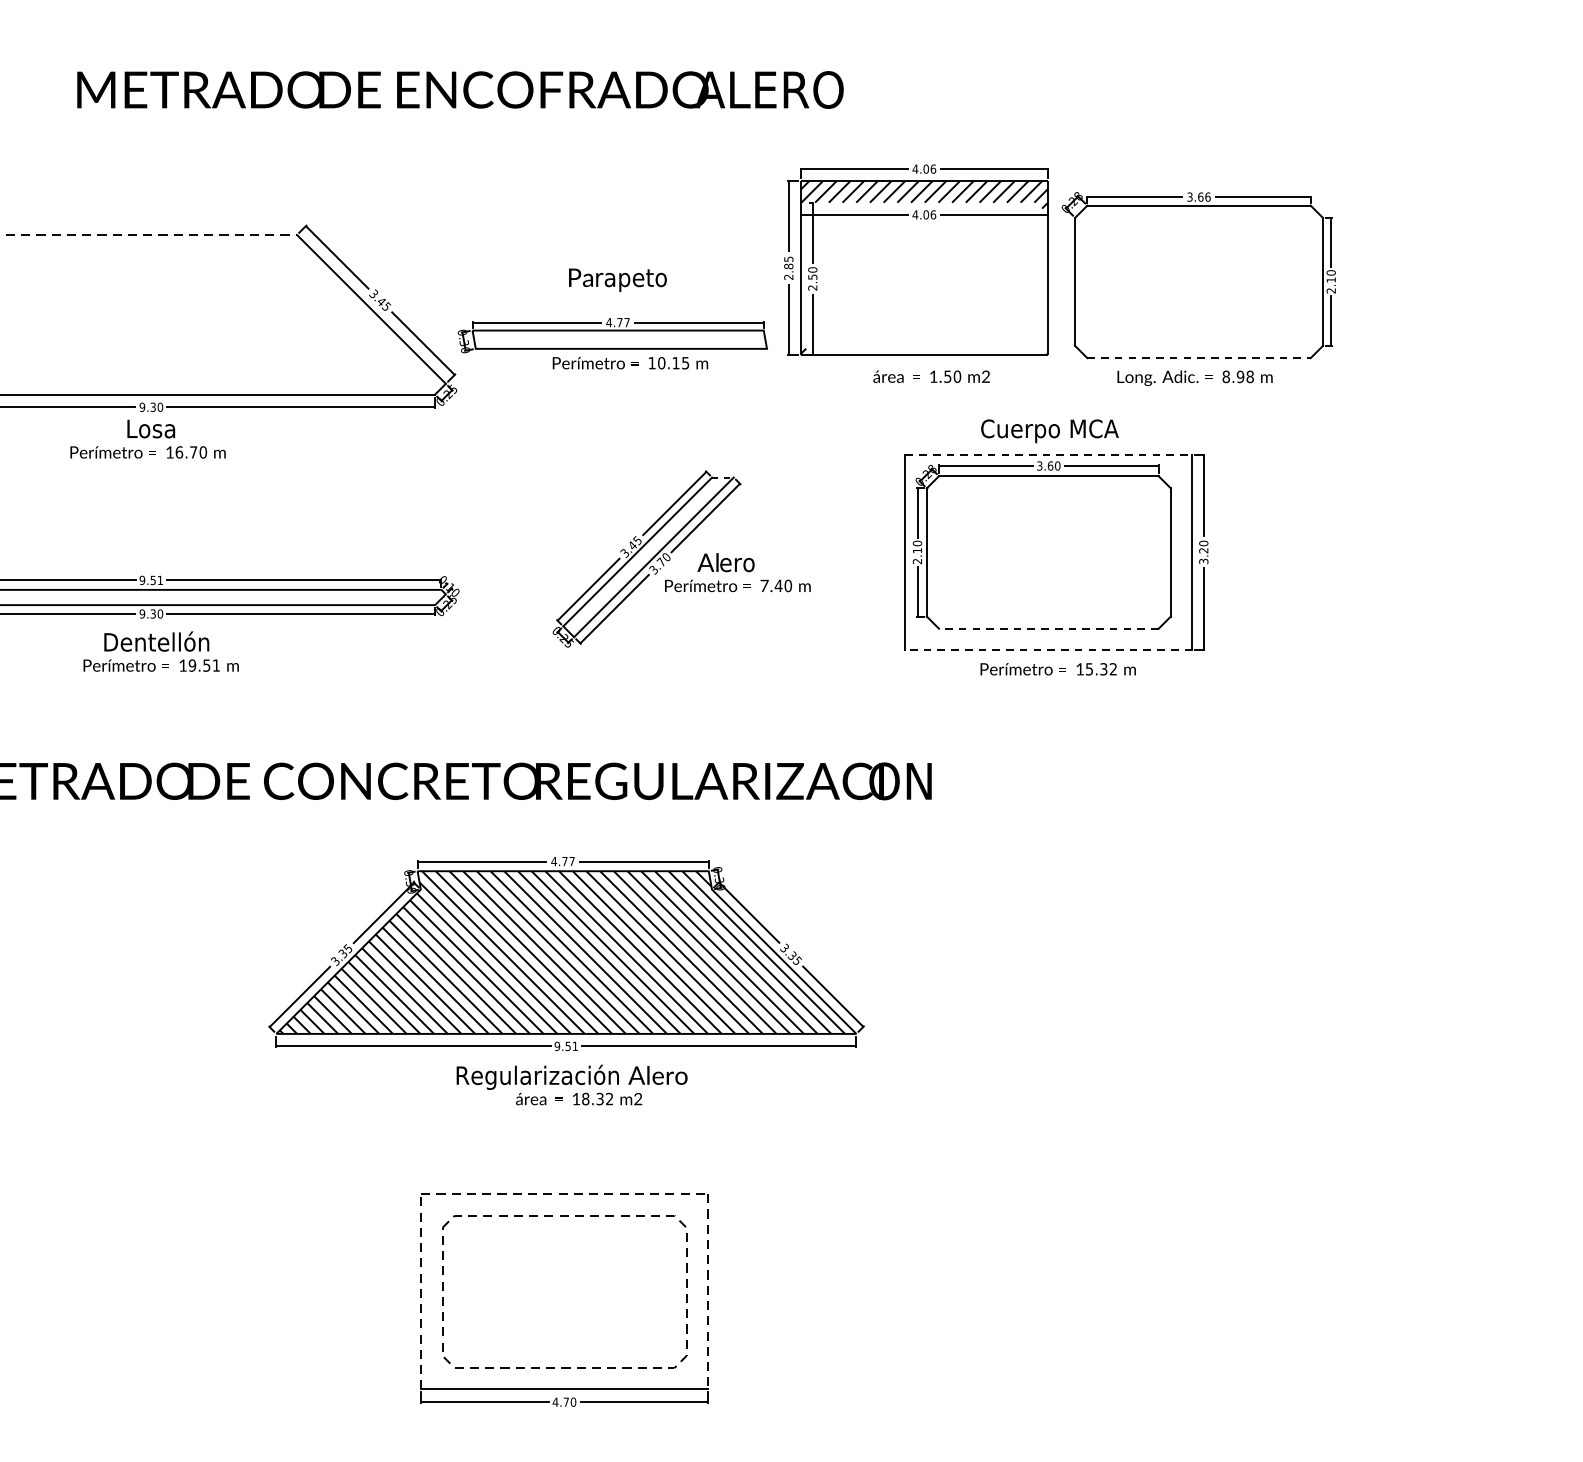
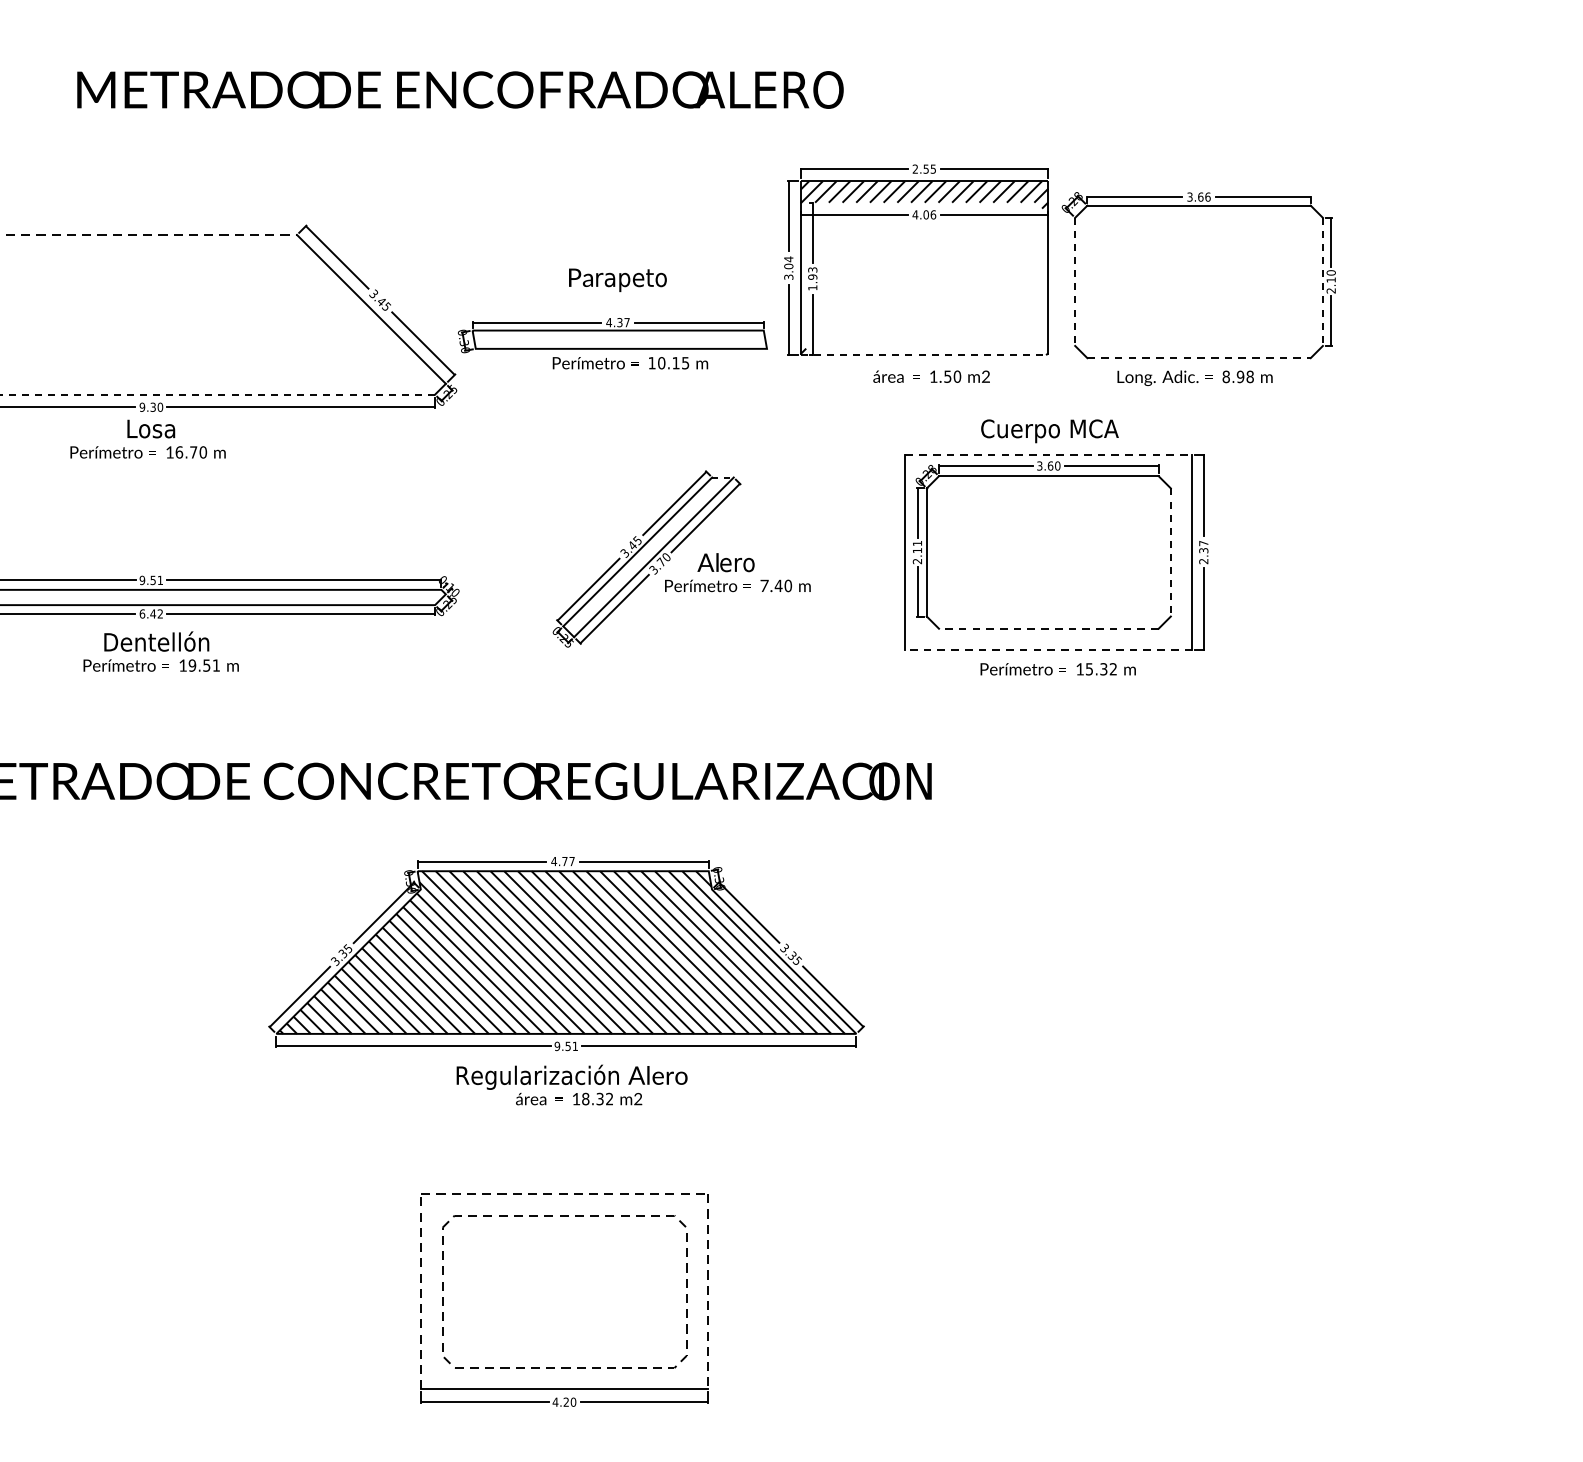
text: 4.06 -> 2.55 (924, 168)
text: 2.85 -> 3.04 (788, 267)
text: 2.50 -> 1.93 (812, 278)
line: solid -> dashed (1075, 282)
line: solid -> dashed (1322, 282)
text: 4.77 -> 4.37 (619, 322)
line: solid -> dashed (924, 355)
line: solid -> dashed (217, 394)
text: 2.10 -> 2.11 (917, 543)
line: solid -> dashed (1170, 552)
text: 3.20 -> 2.37 (1203, 552)
text: 9.30 -> 6.42 (151, 613)
text: 4.70 -> 4.20 (565, 1401)
